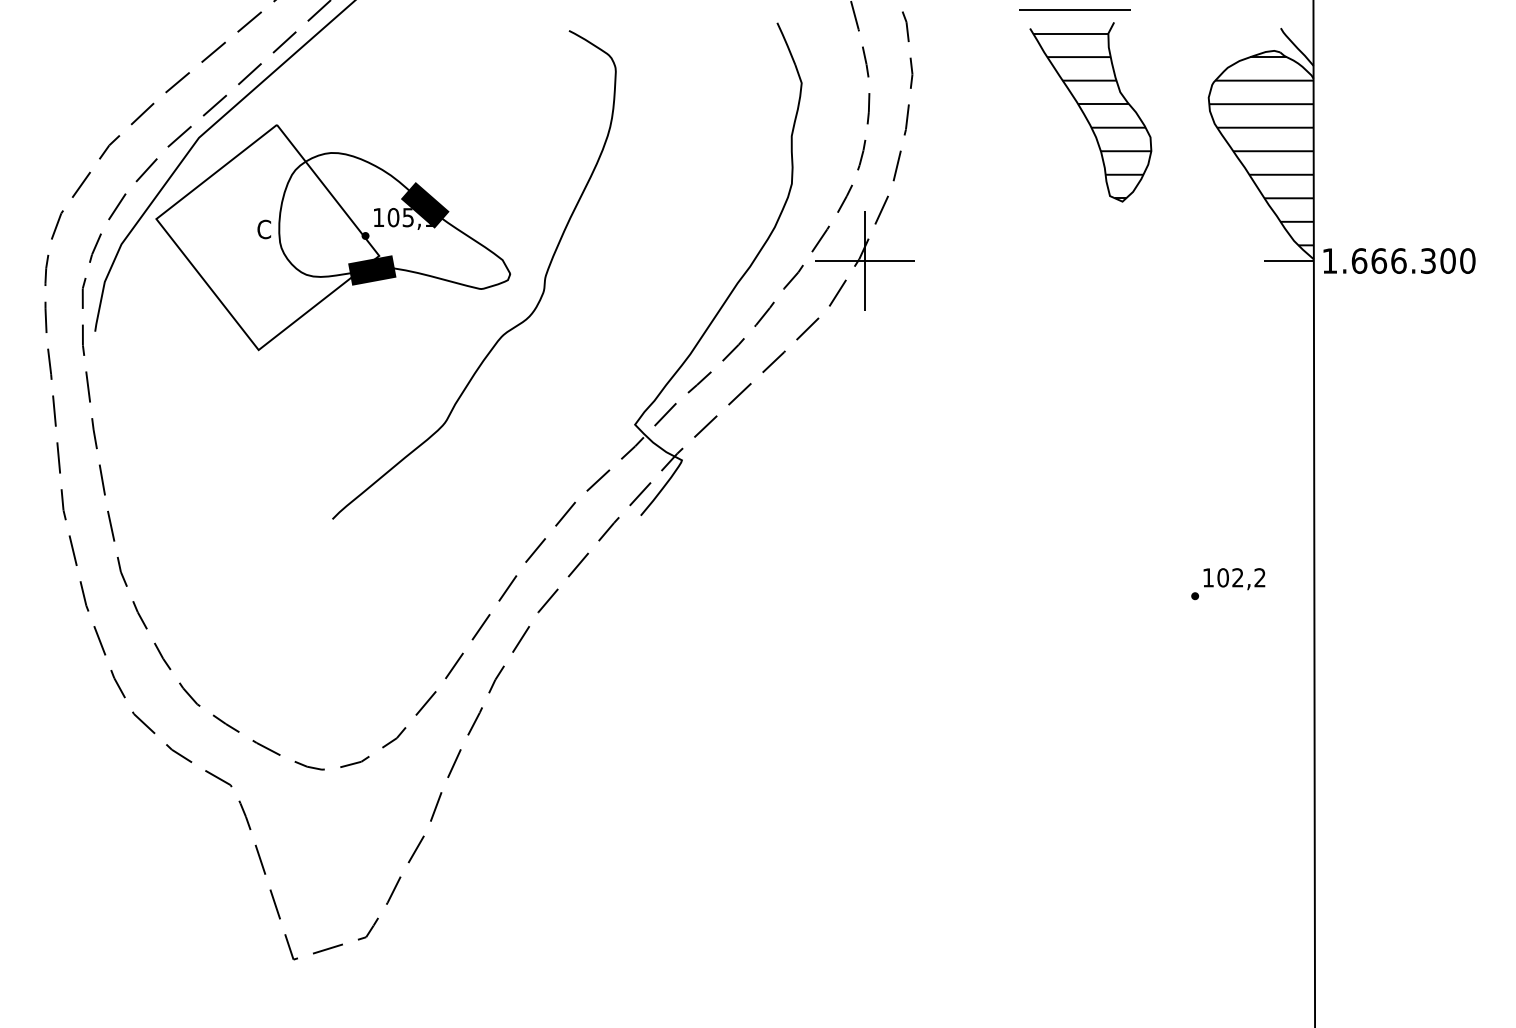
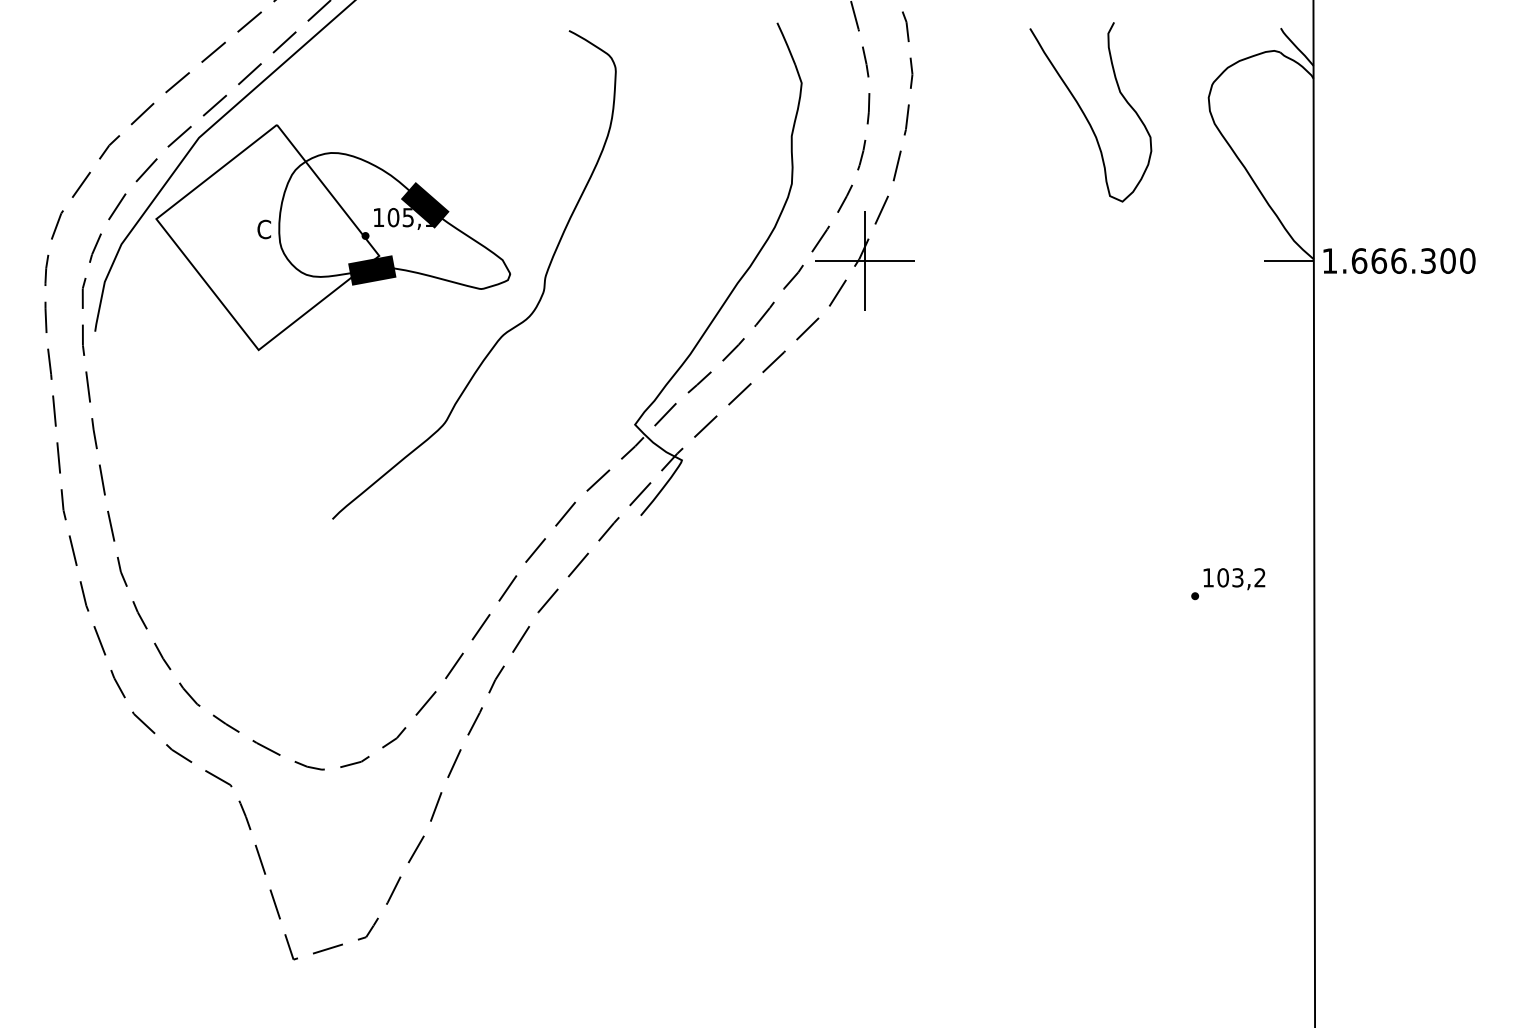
hatch: present -> none (1084, 104)
hatch: present -> none (1261, 151)
text: 102,2 -> 103,2 (1237, 577)
